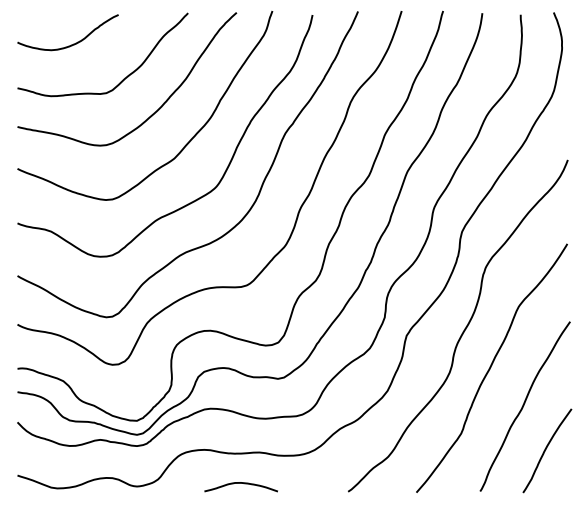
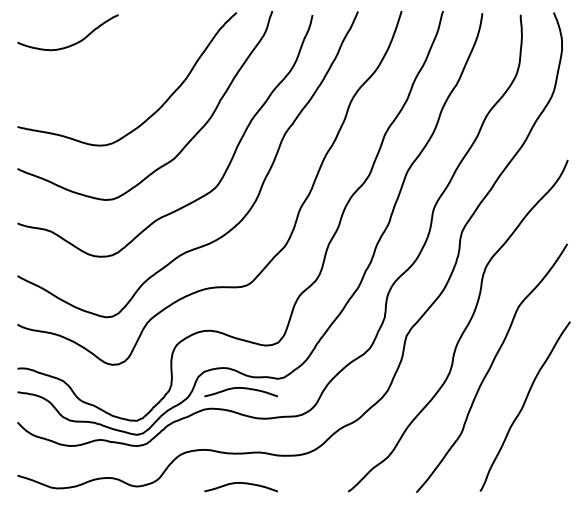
curve: present -> none (123, 78)
curve: none -> present (240, 388)
curve: present -> none (546, 449)
